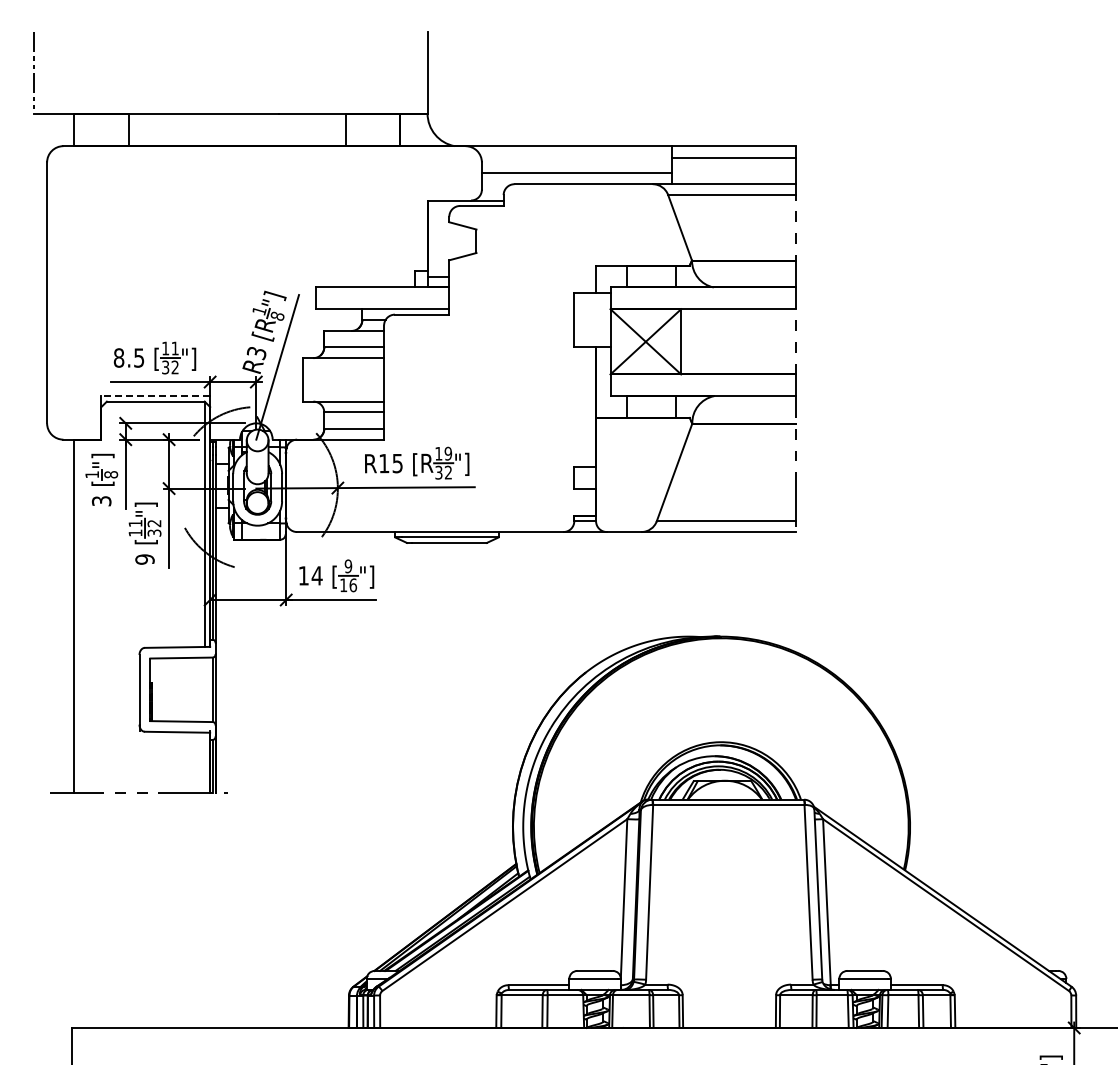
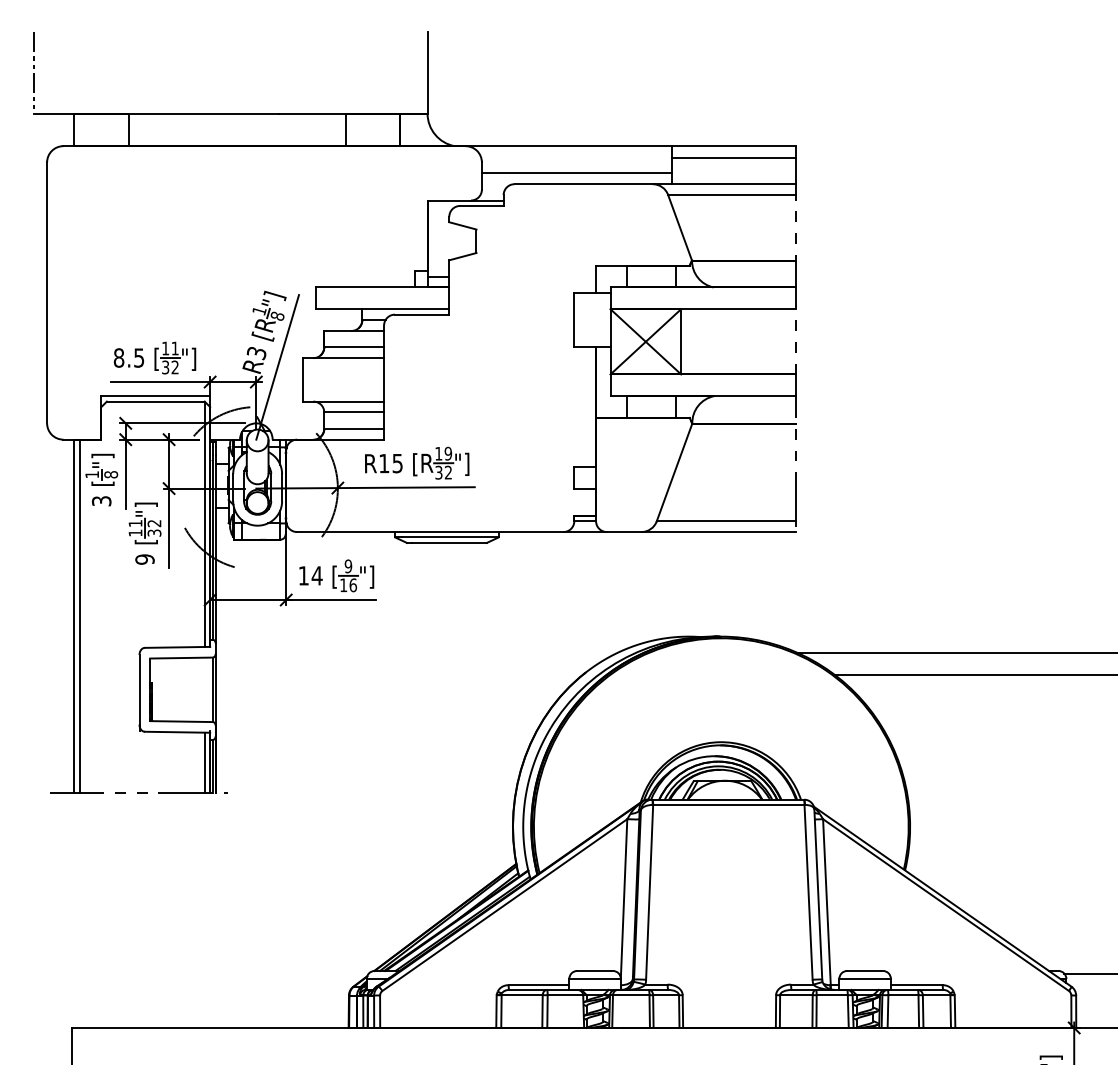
line: dashed -> solid (155, 396)
line: none -> present (79, 616)
line: none -> present (955, 653)
line: none -> present (974, 674)
line: none -> present (204, 762)
line: none -> present (1089, 973)
